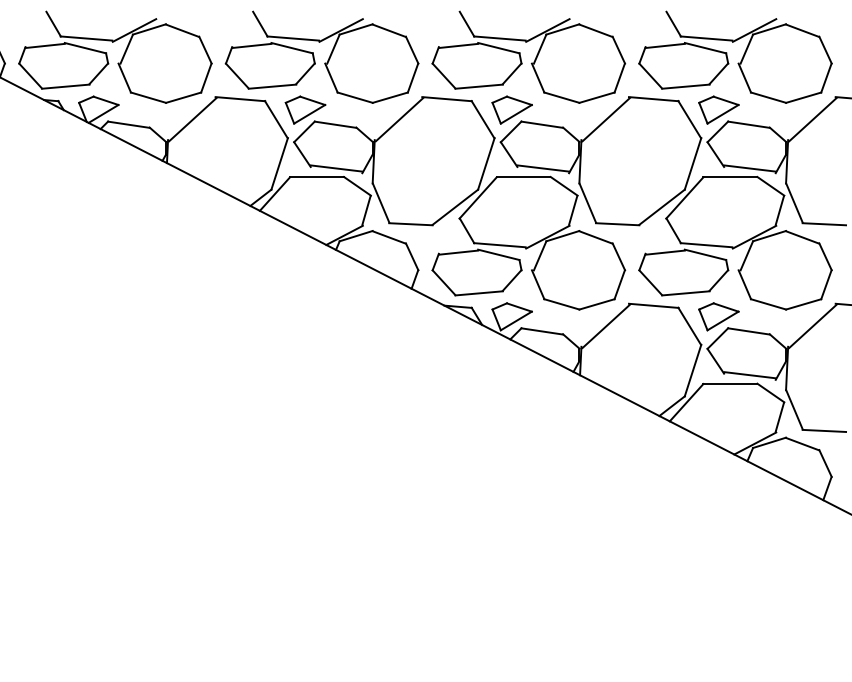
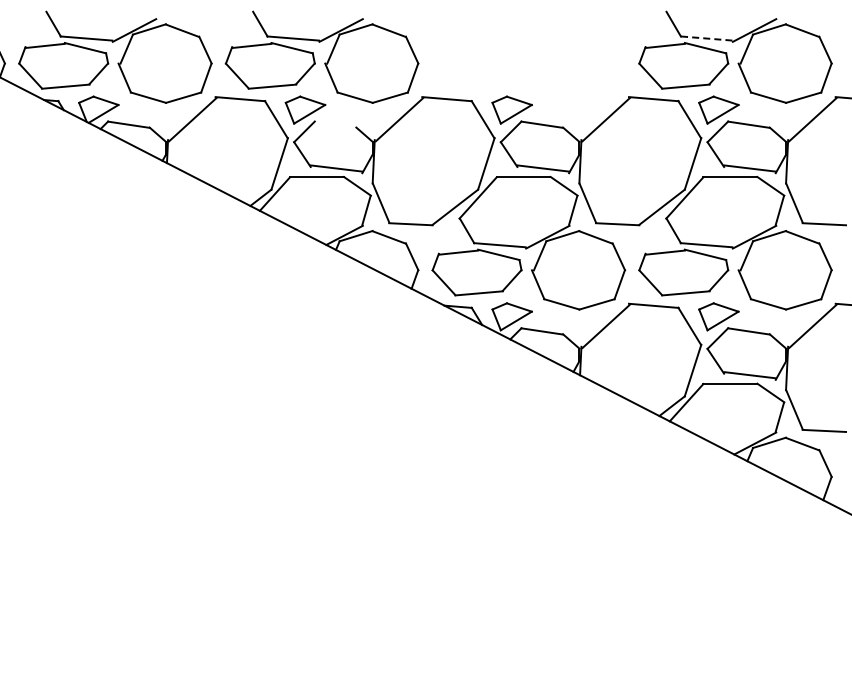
line: solid -> dashed (706, 38)
part: present -> none (534, 59)
line: present -> none (335, 124)
